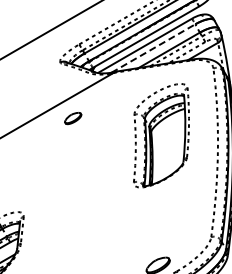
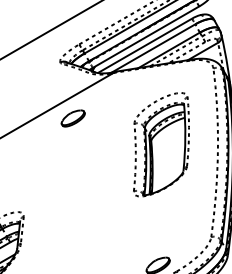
line: dashed -> solid (153, 48)
part size: 19x14 px -> 26x19 px (72, 118)
part position: (161, 135) -> (161, 144) (161, 144)
